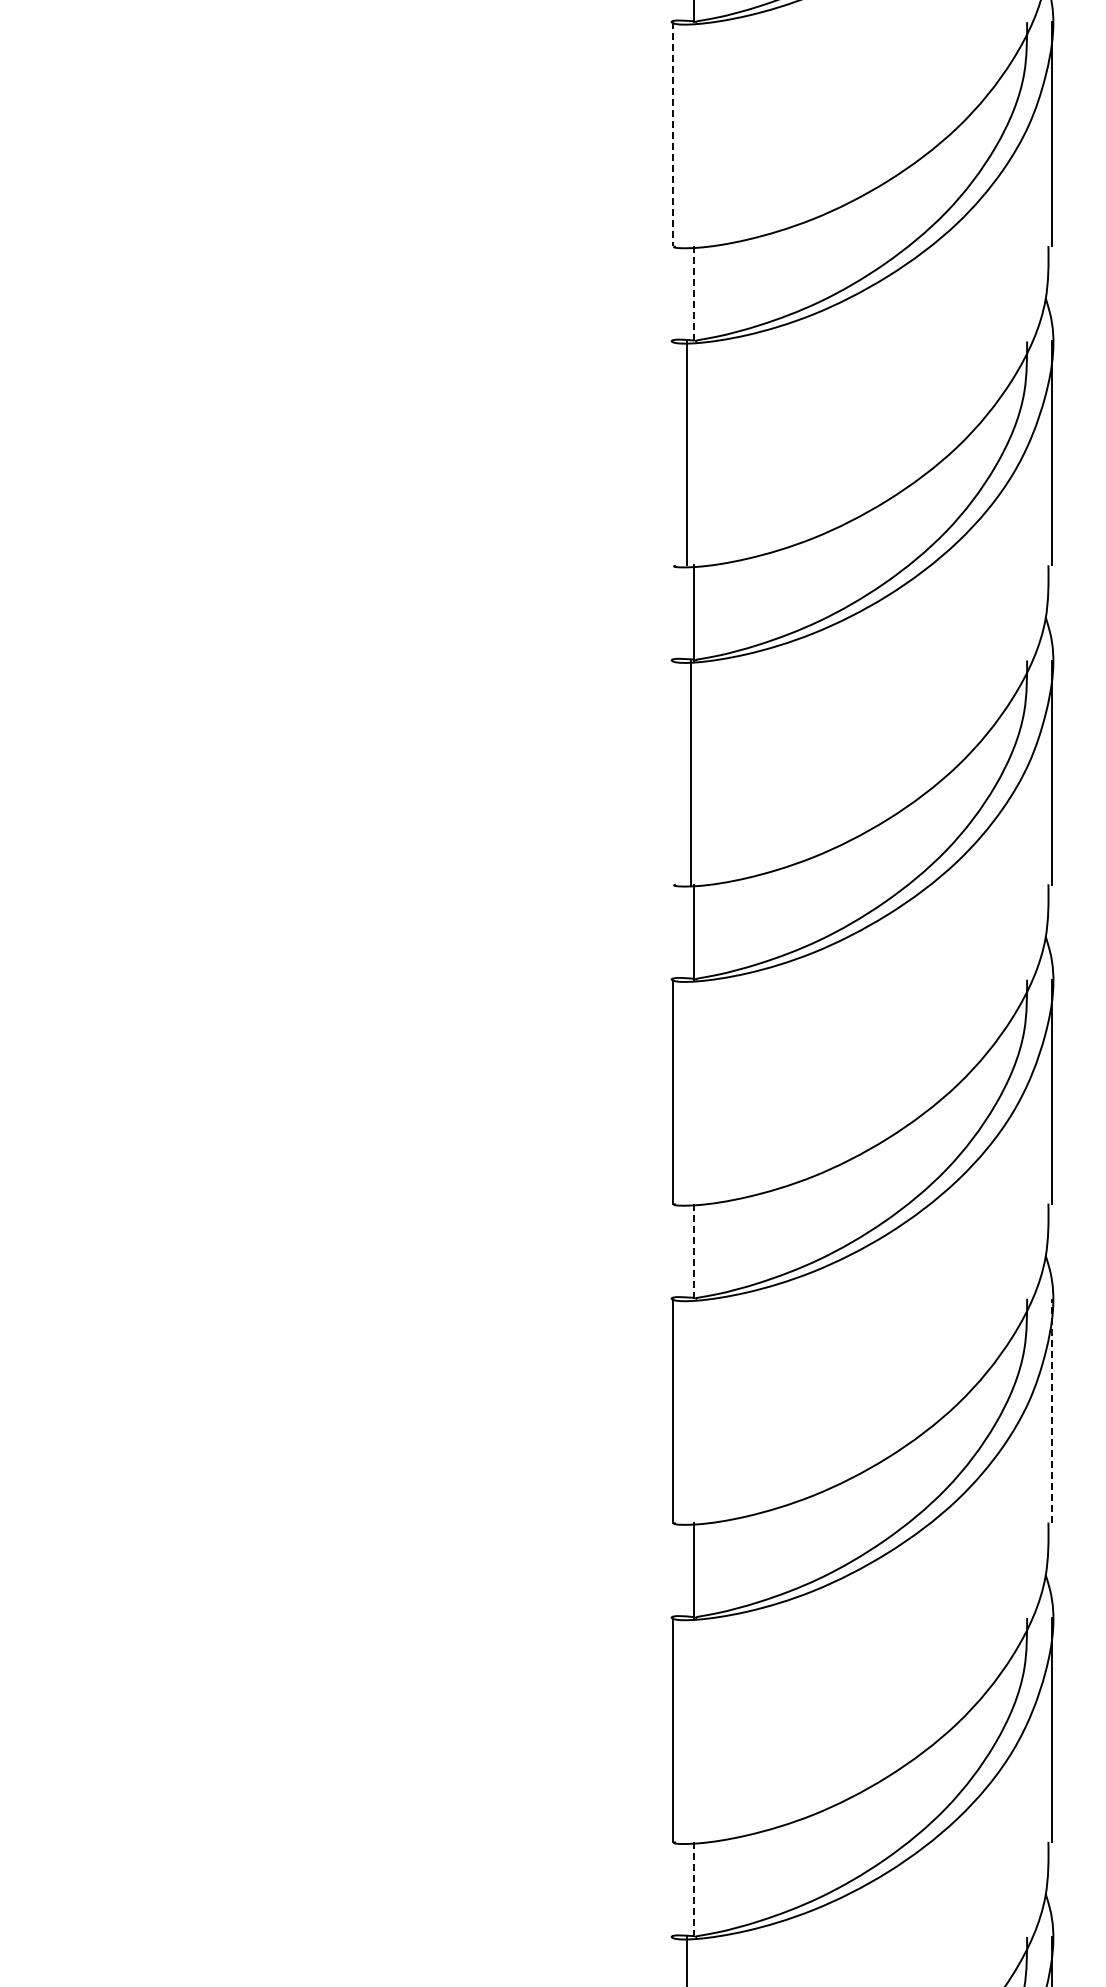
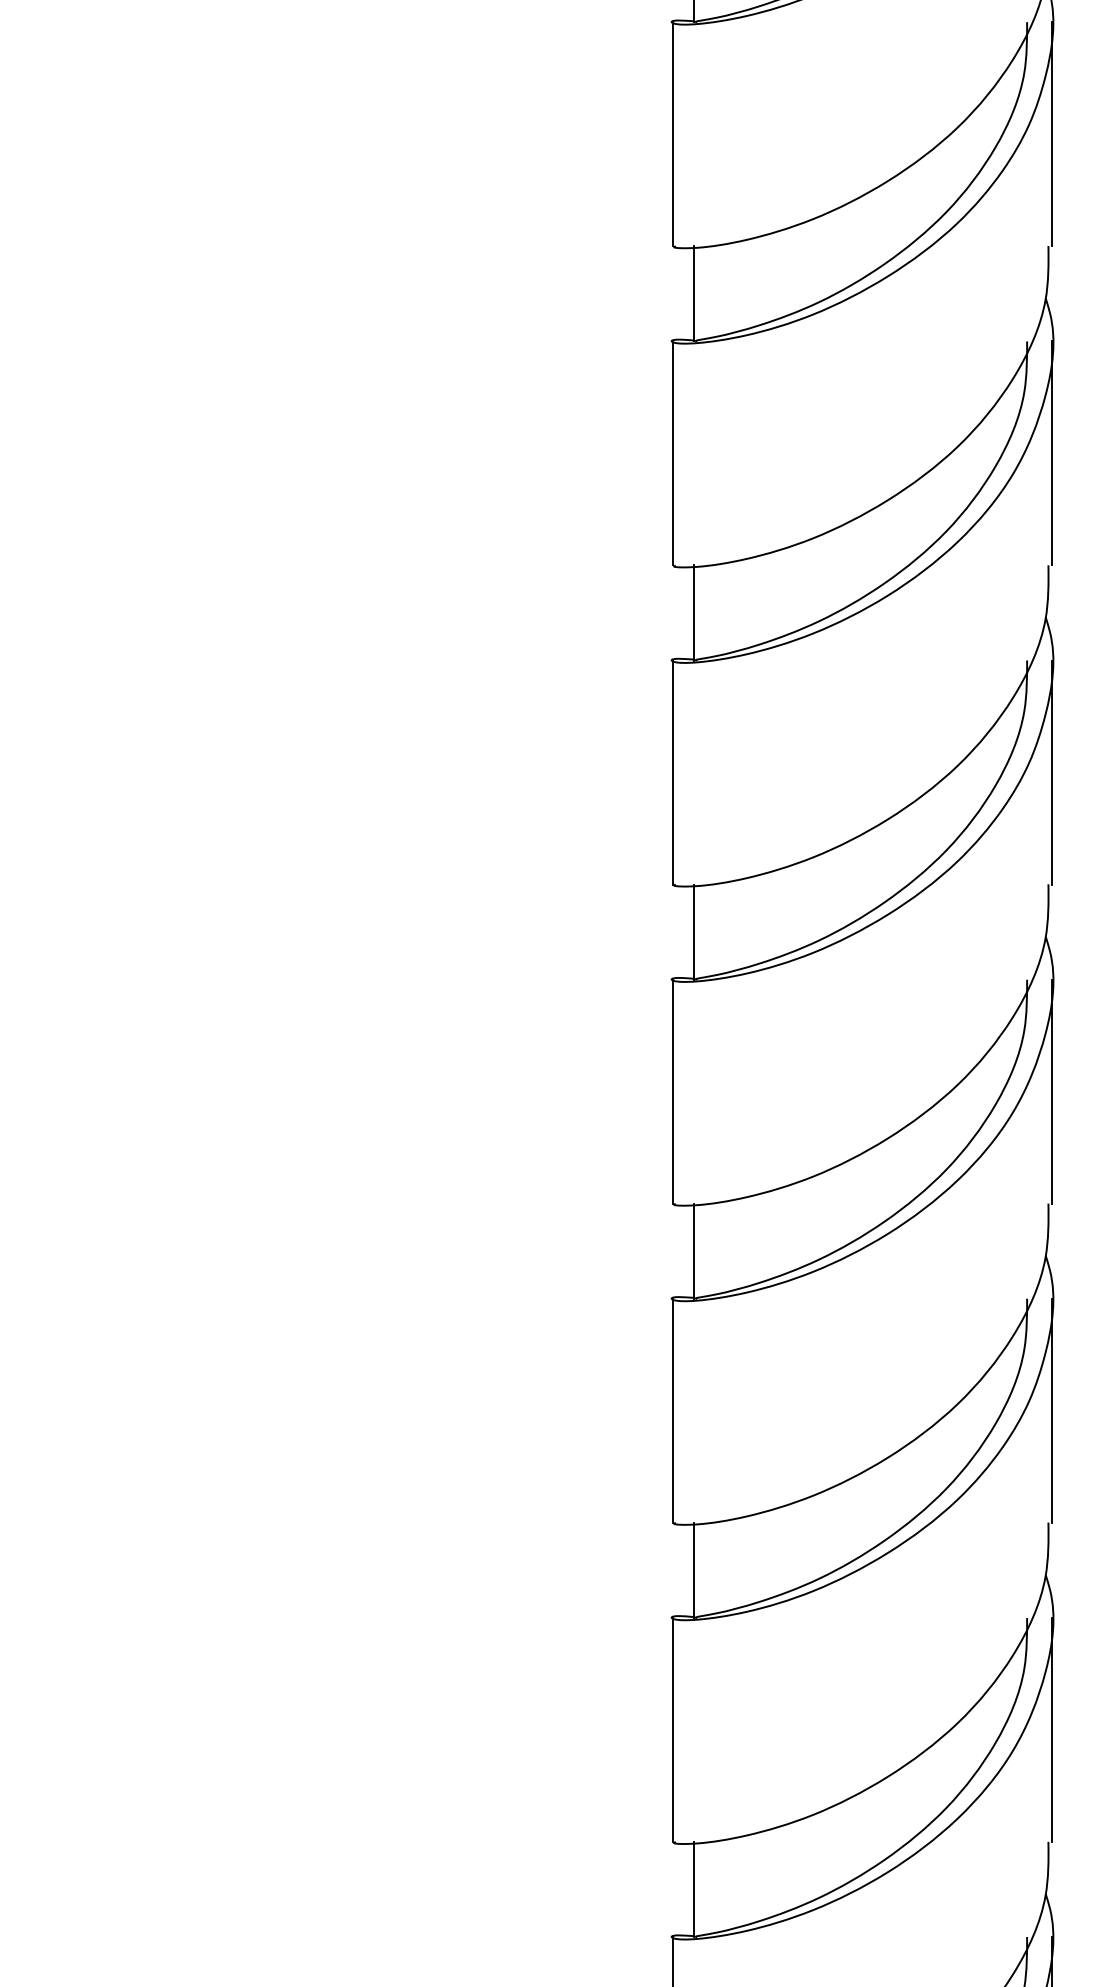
line: dashed -> solid (672, 134)
line: dashed -> solid (694, 293)
line position: (686, 453) -> (672, 453) (672, 453)
line position: (690, 772) -> (672, 772) (672, 772)
line: dashed -> solid (694, 1251)
line: dashed -> solid (1051, 1410)
line: dashed -> solid (694, 1889)
line position: (686, 1960) -> (672, 1960) (672, 1960)
